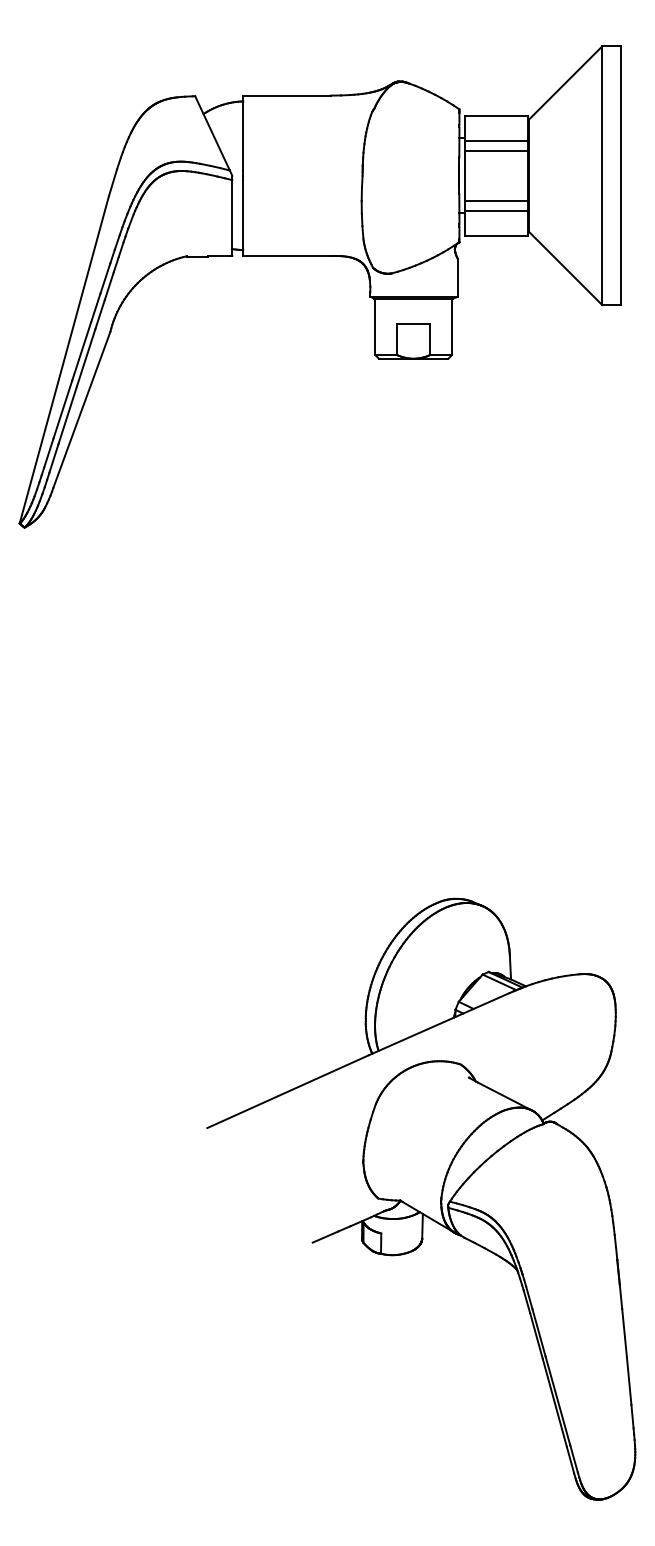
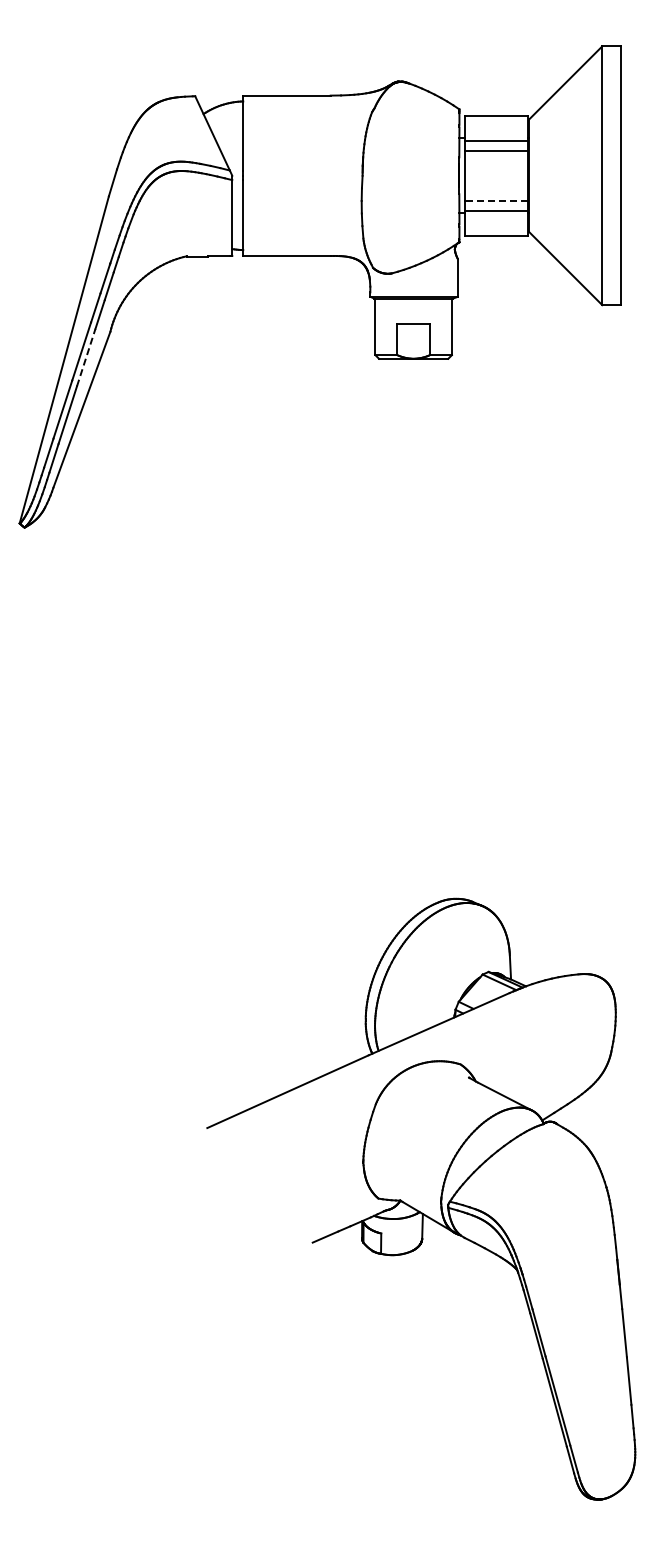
line: solid -> dashed (495, 200)
line: solid -> dashed (86, 357)
